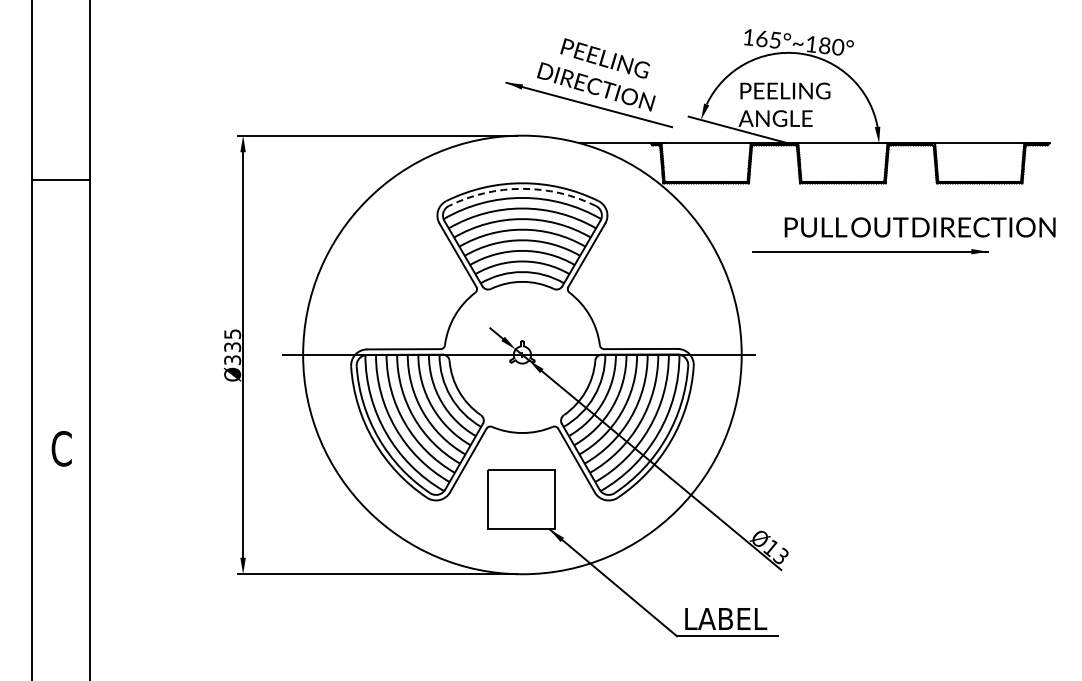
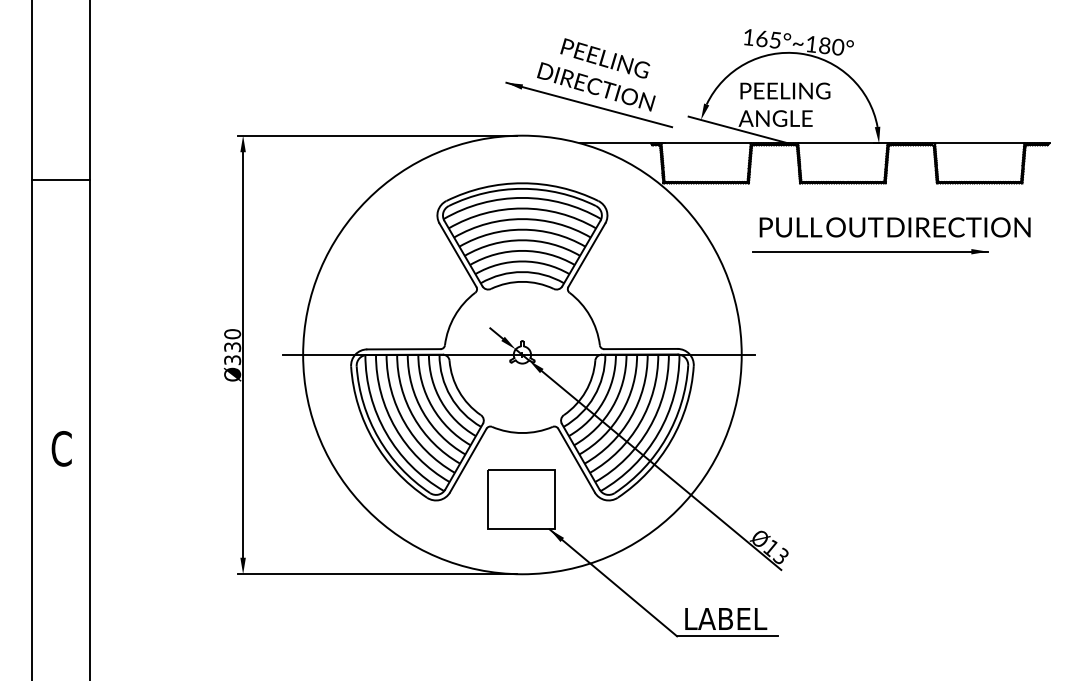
arc: dashed -> solid (522, 188)
text position: (919, 227) -> (894, 227) (894, 227)
text: Ø335 -> Ø330 (232, 334)
